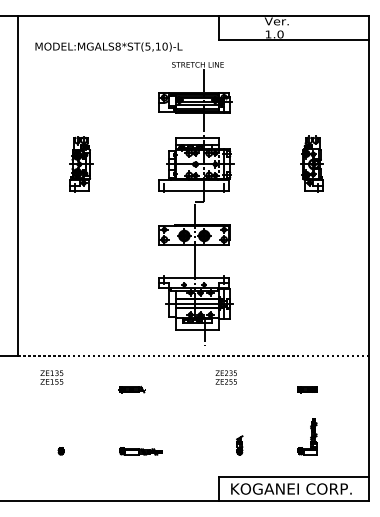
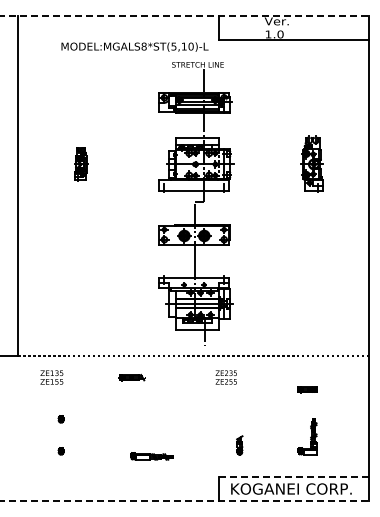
line: solid -> dashed (185, 15)
text position: (108, 46) -> (134, 46) (134, 46)
part size: 25x57 px -> 15x35 px (81, 164)
part position: (131, 389) -> (131, 377) (131, 377)
part: none -> present (60, 419)
part position: (140, 451) -> (151, 456) (151, 456)
line: solid -> dashed (294, 476)
line: solid -> dashed (185, 501)
